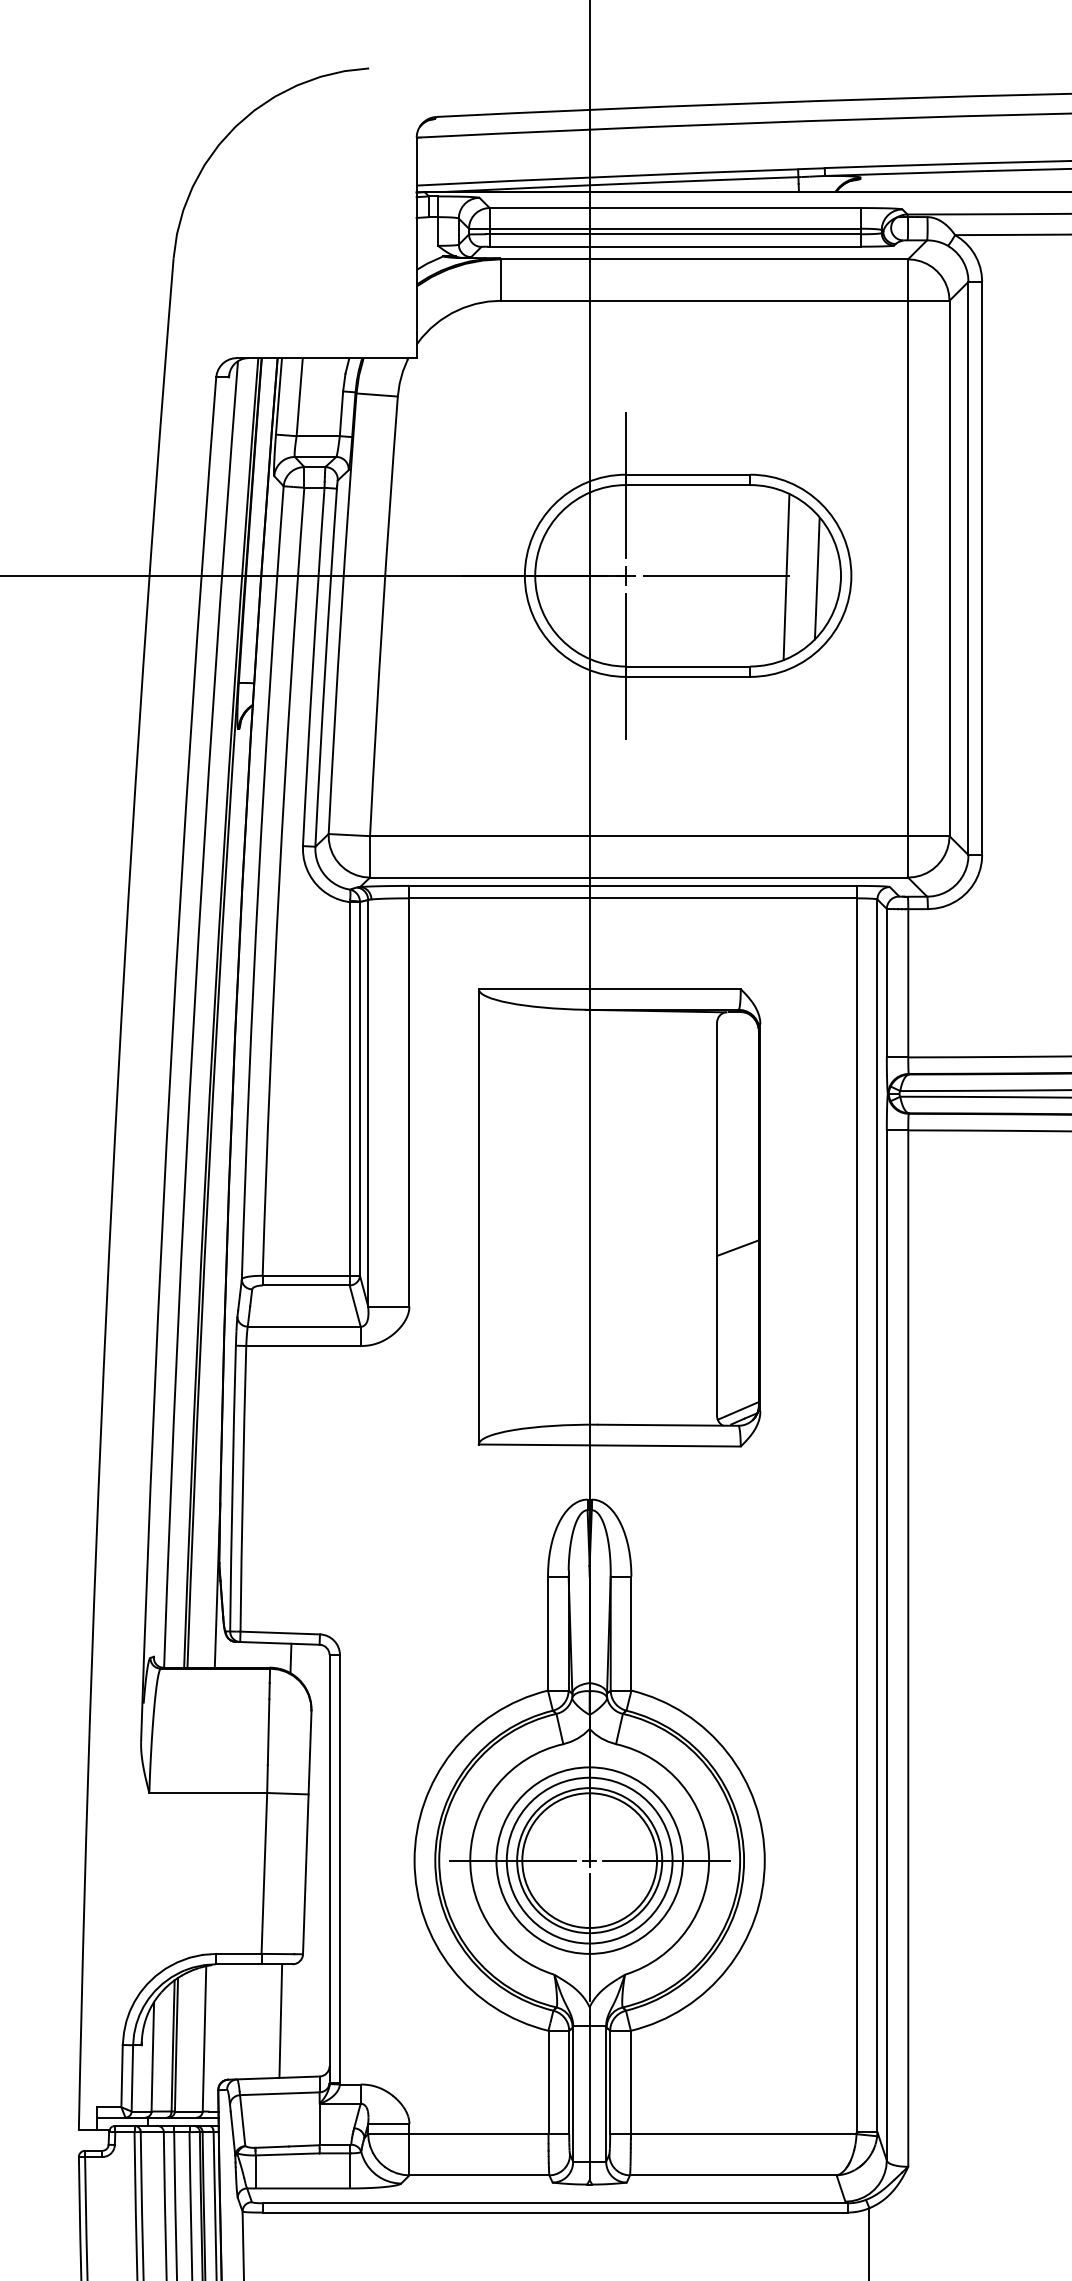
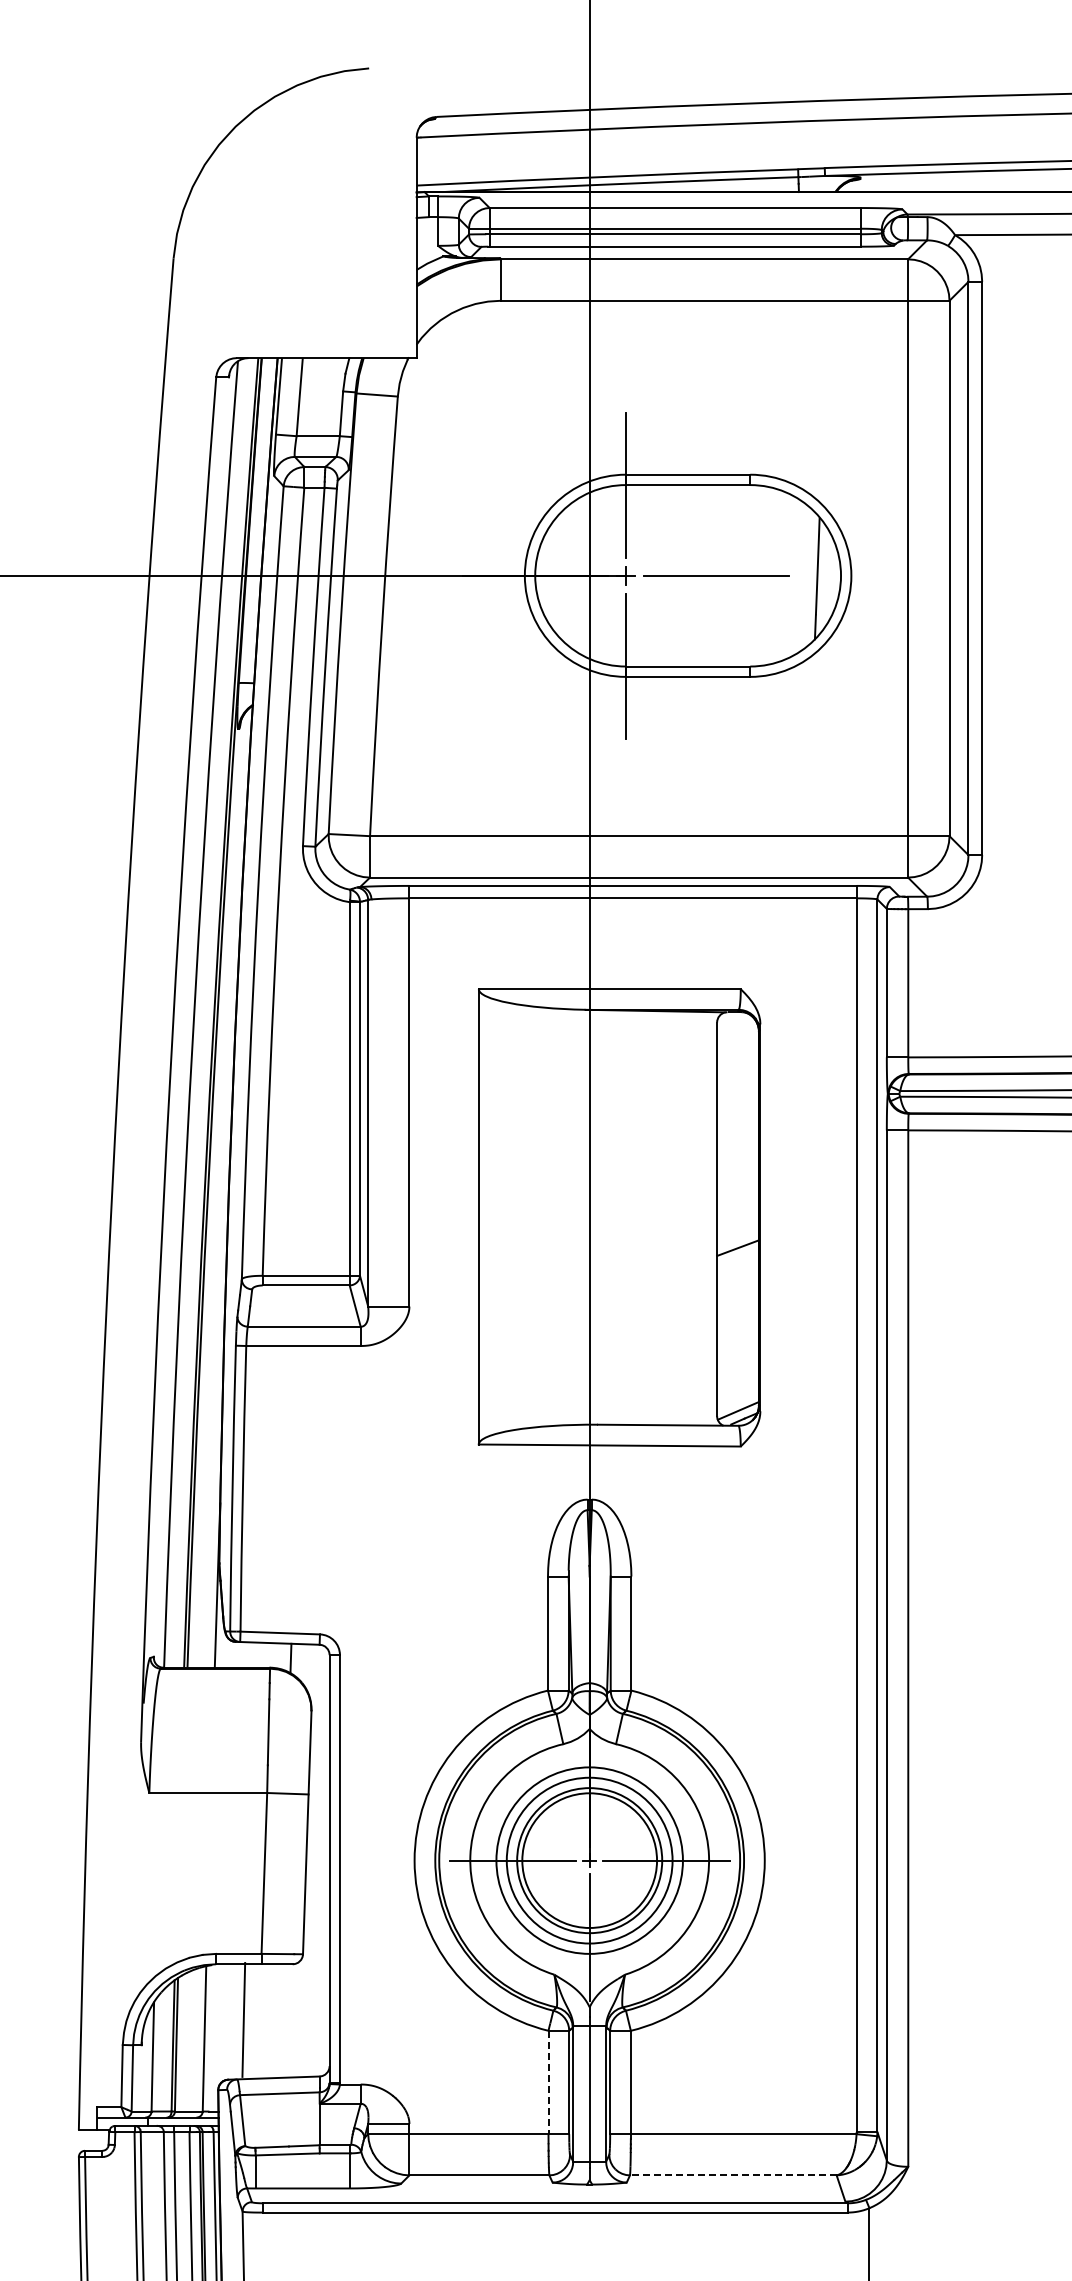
line: present -> none (786, 577)
line position: (280, 2020) -> (243, 2019) (243, 2019)
line: solid -> dashed (548, 2082)
line: solid -> dashed (732, 2175)
